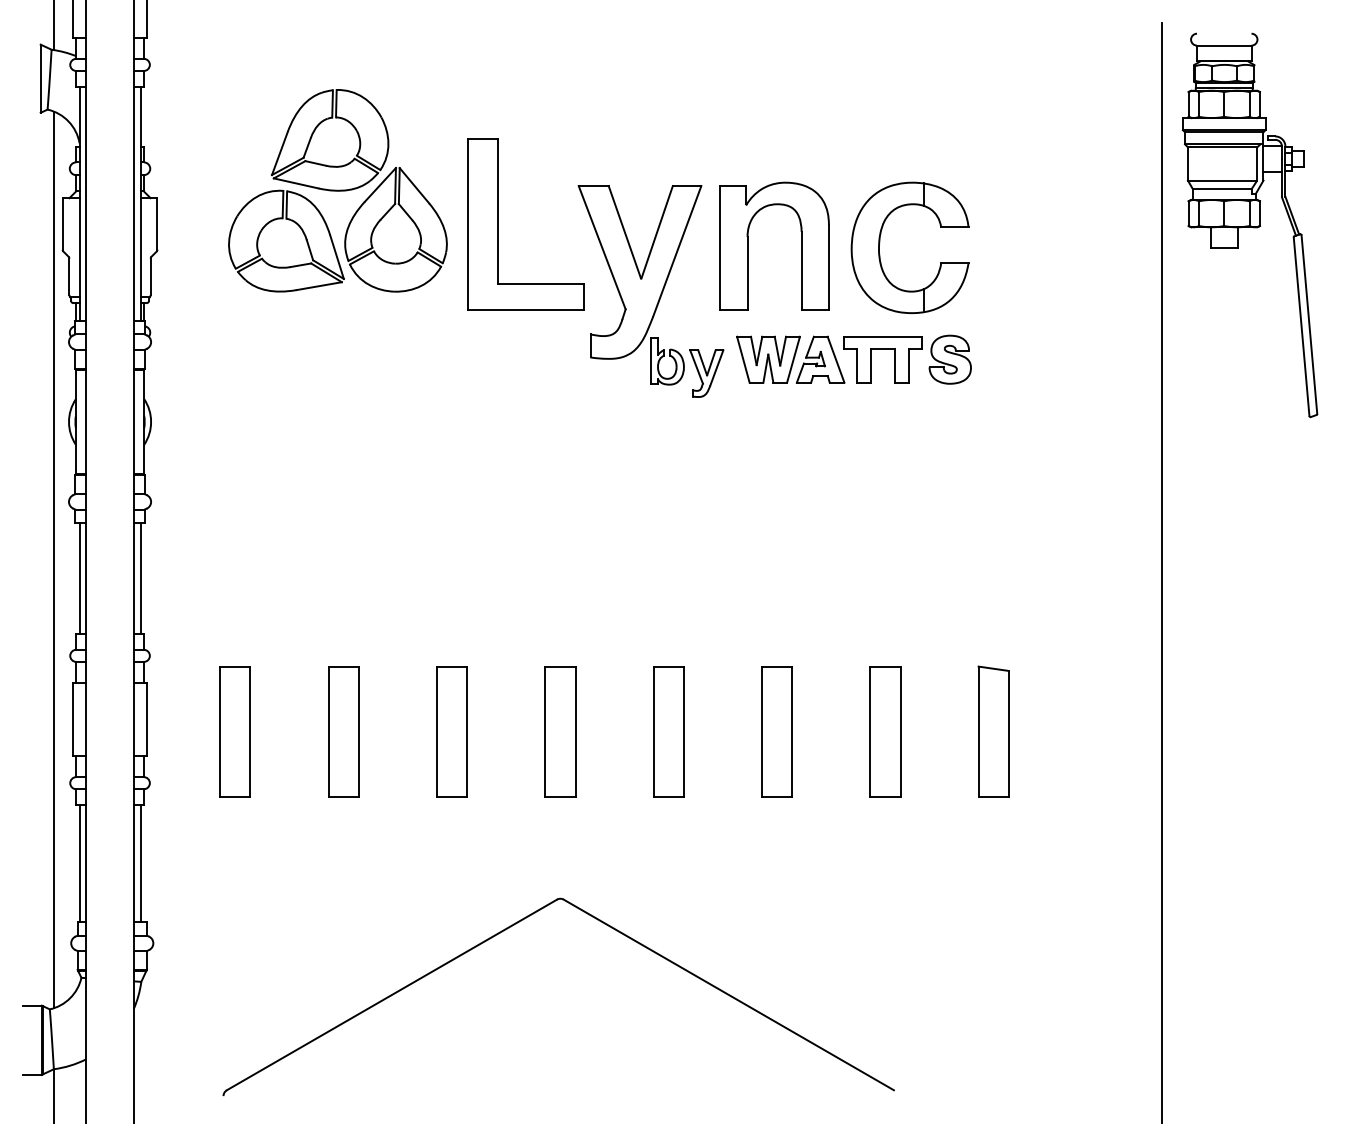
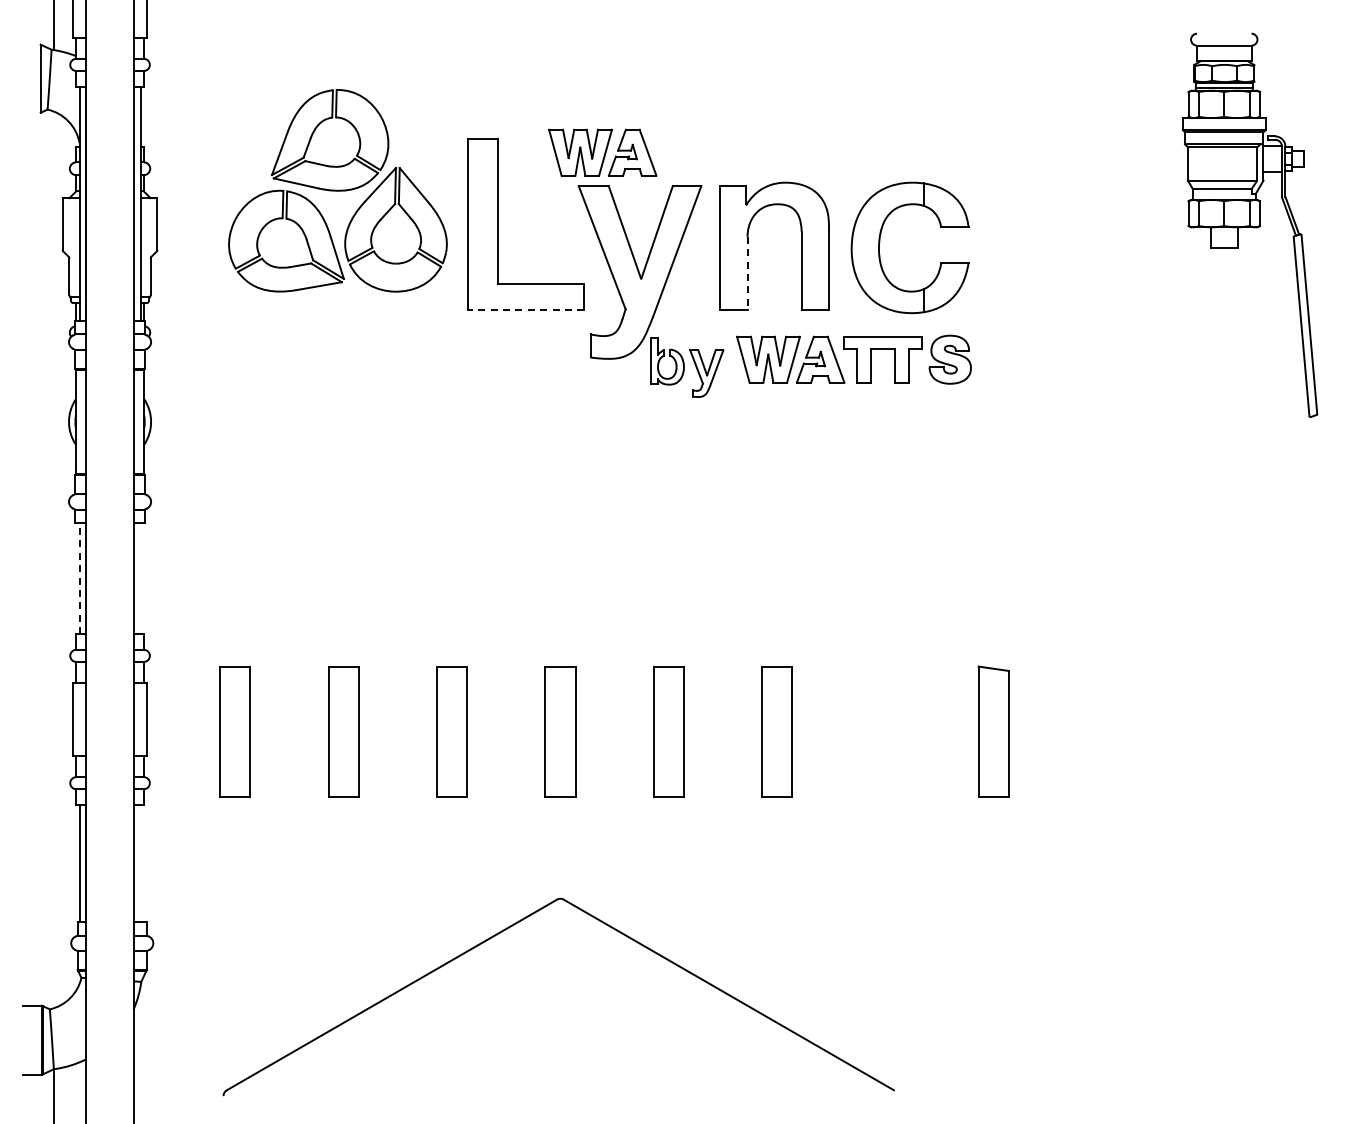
part: none -> present (602, 152)
line: solid -> dashed (747, 273)
line: solid -> dashed (525, 309)
line: present -> none (53, 559)
line: present -> none (1161, 571)
line: solid -> dashed (79, 578)
line: present -> none (140, 578)
part: present -> none (885, 731)
line: present -> none (140, 862)
